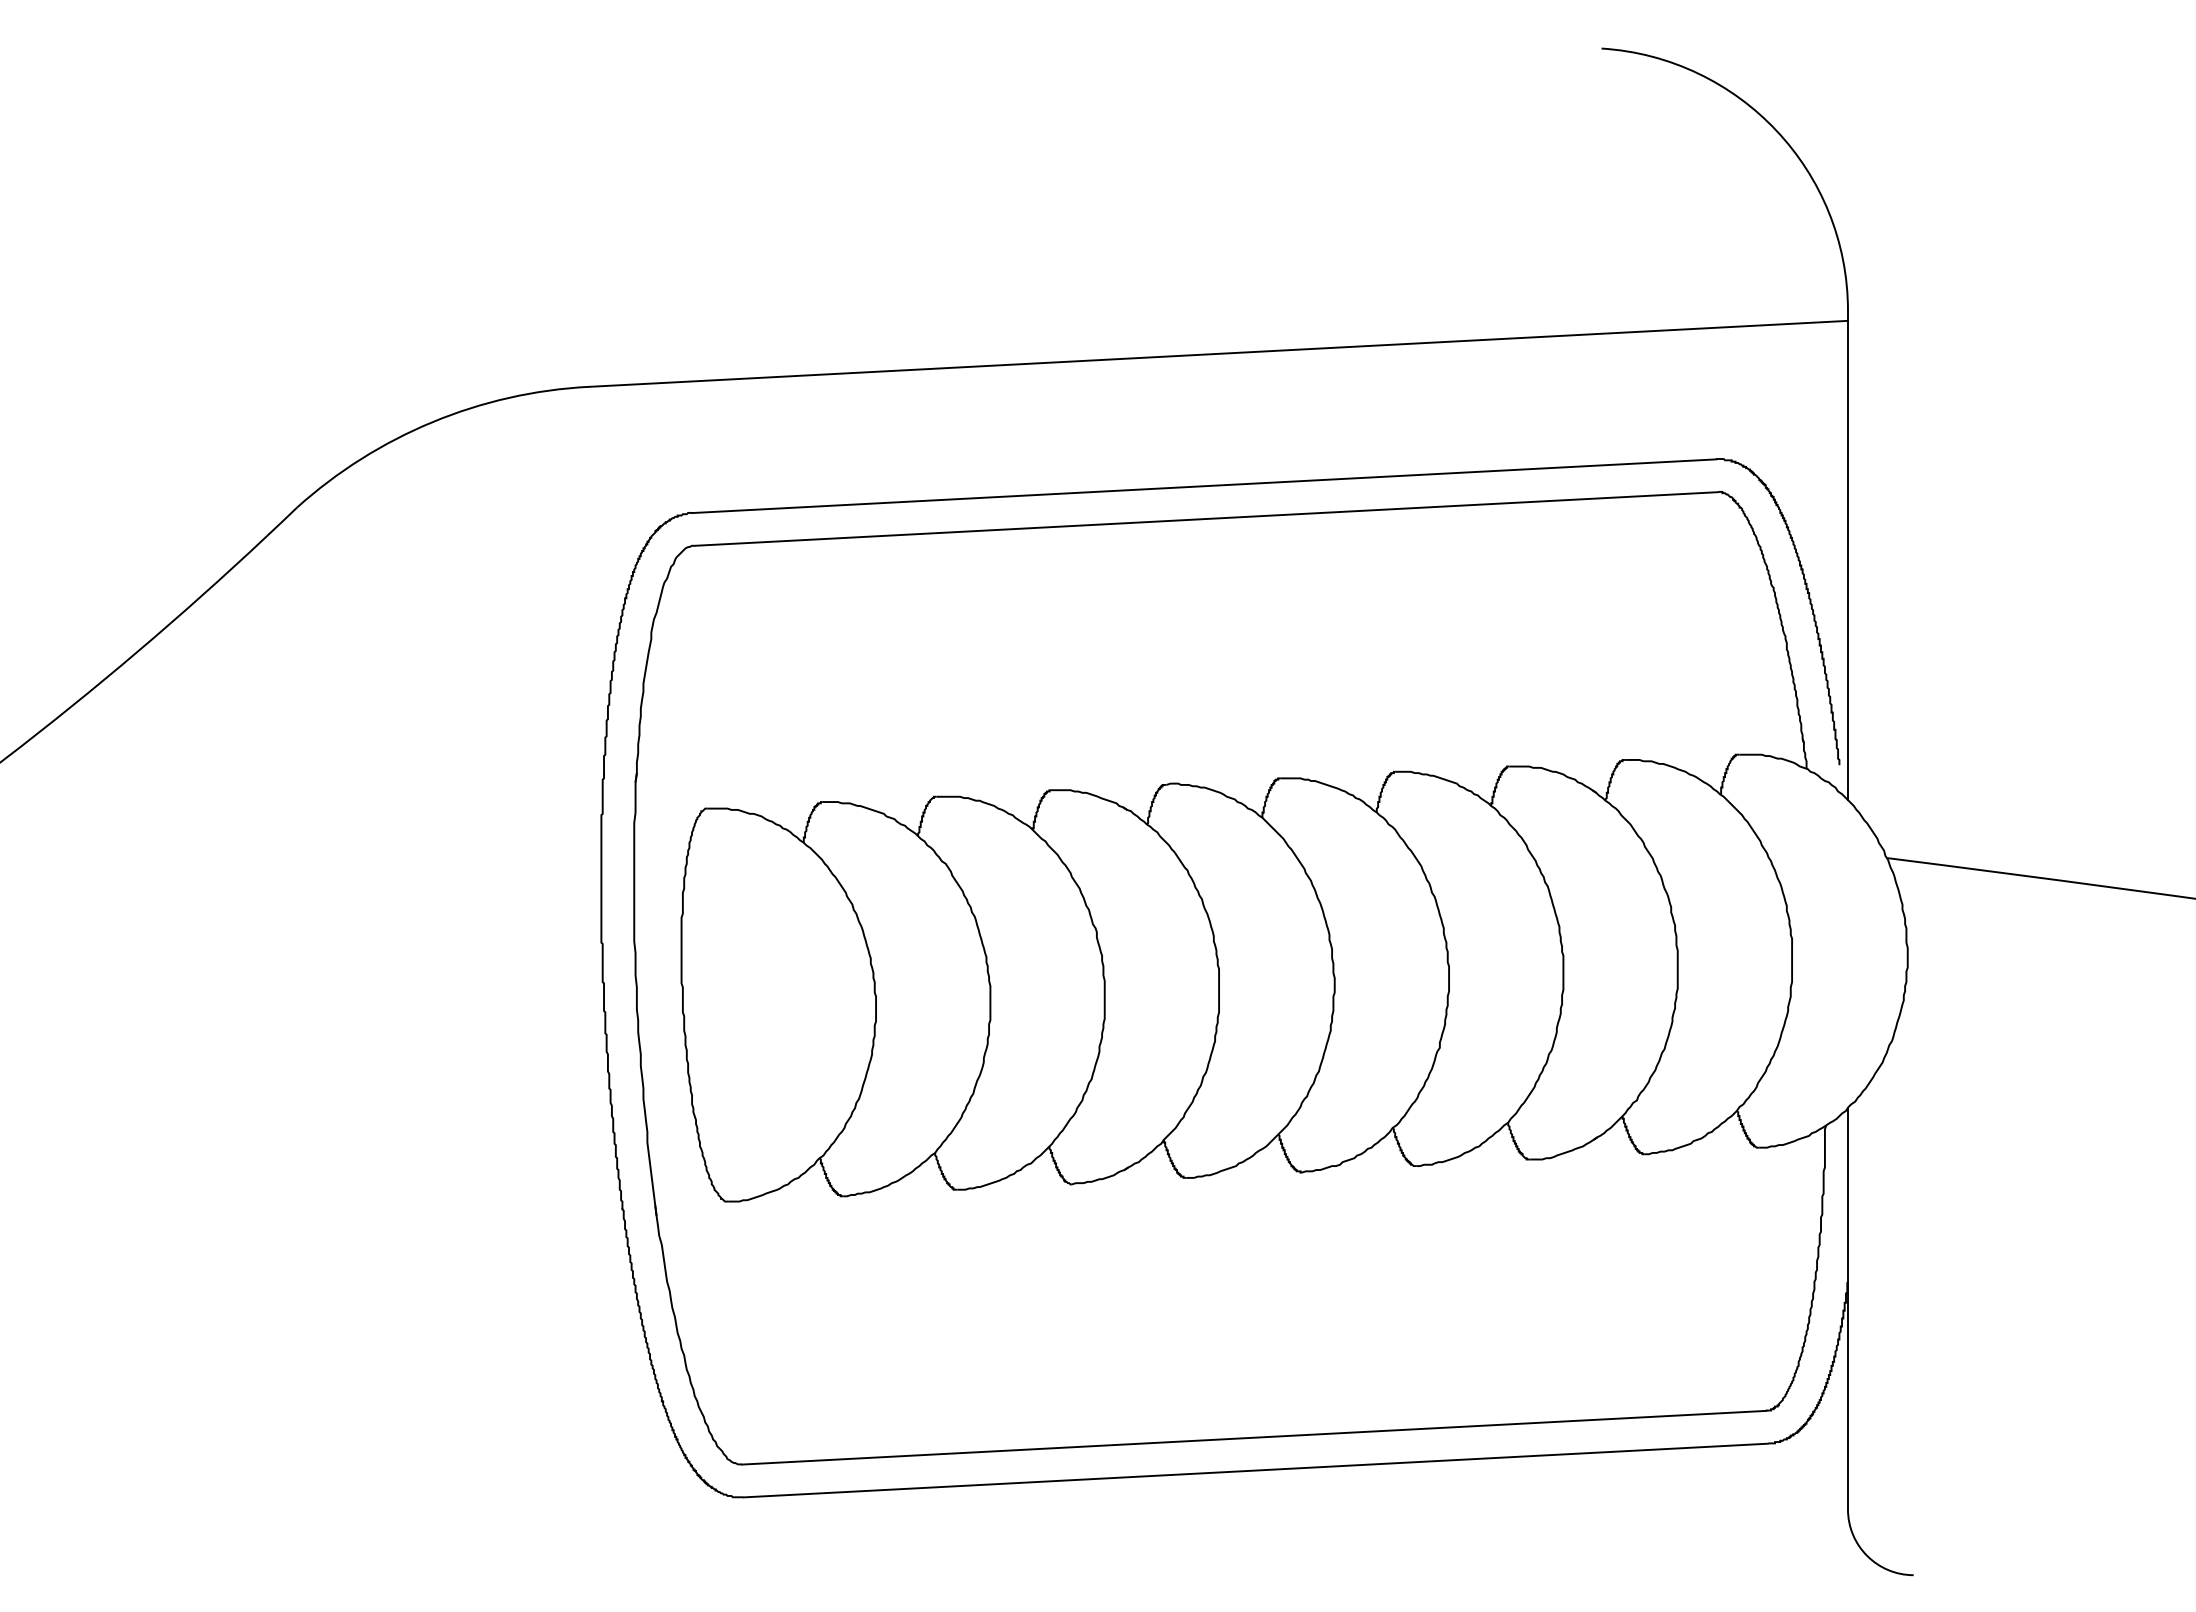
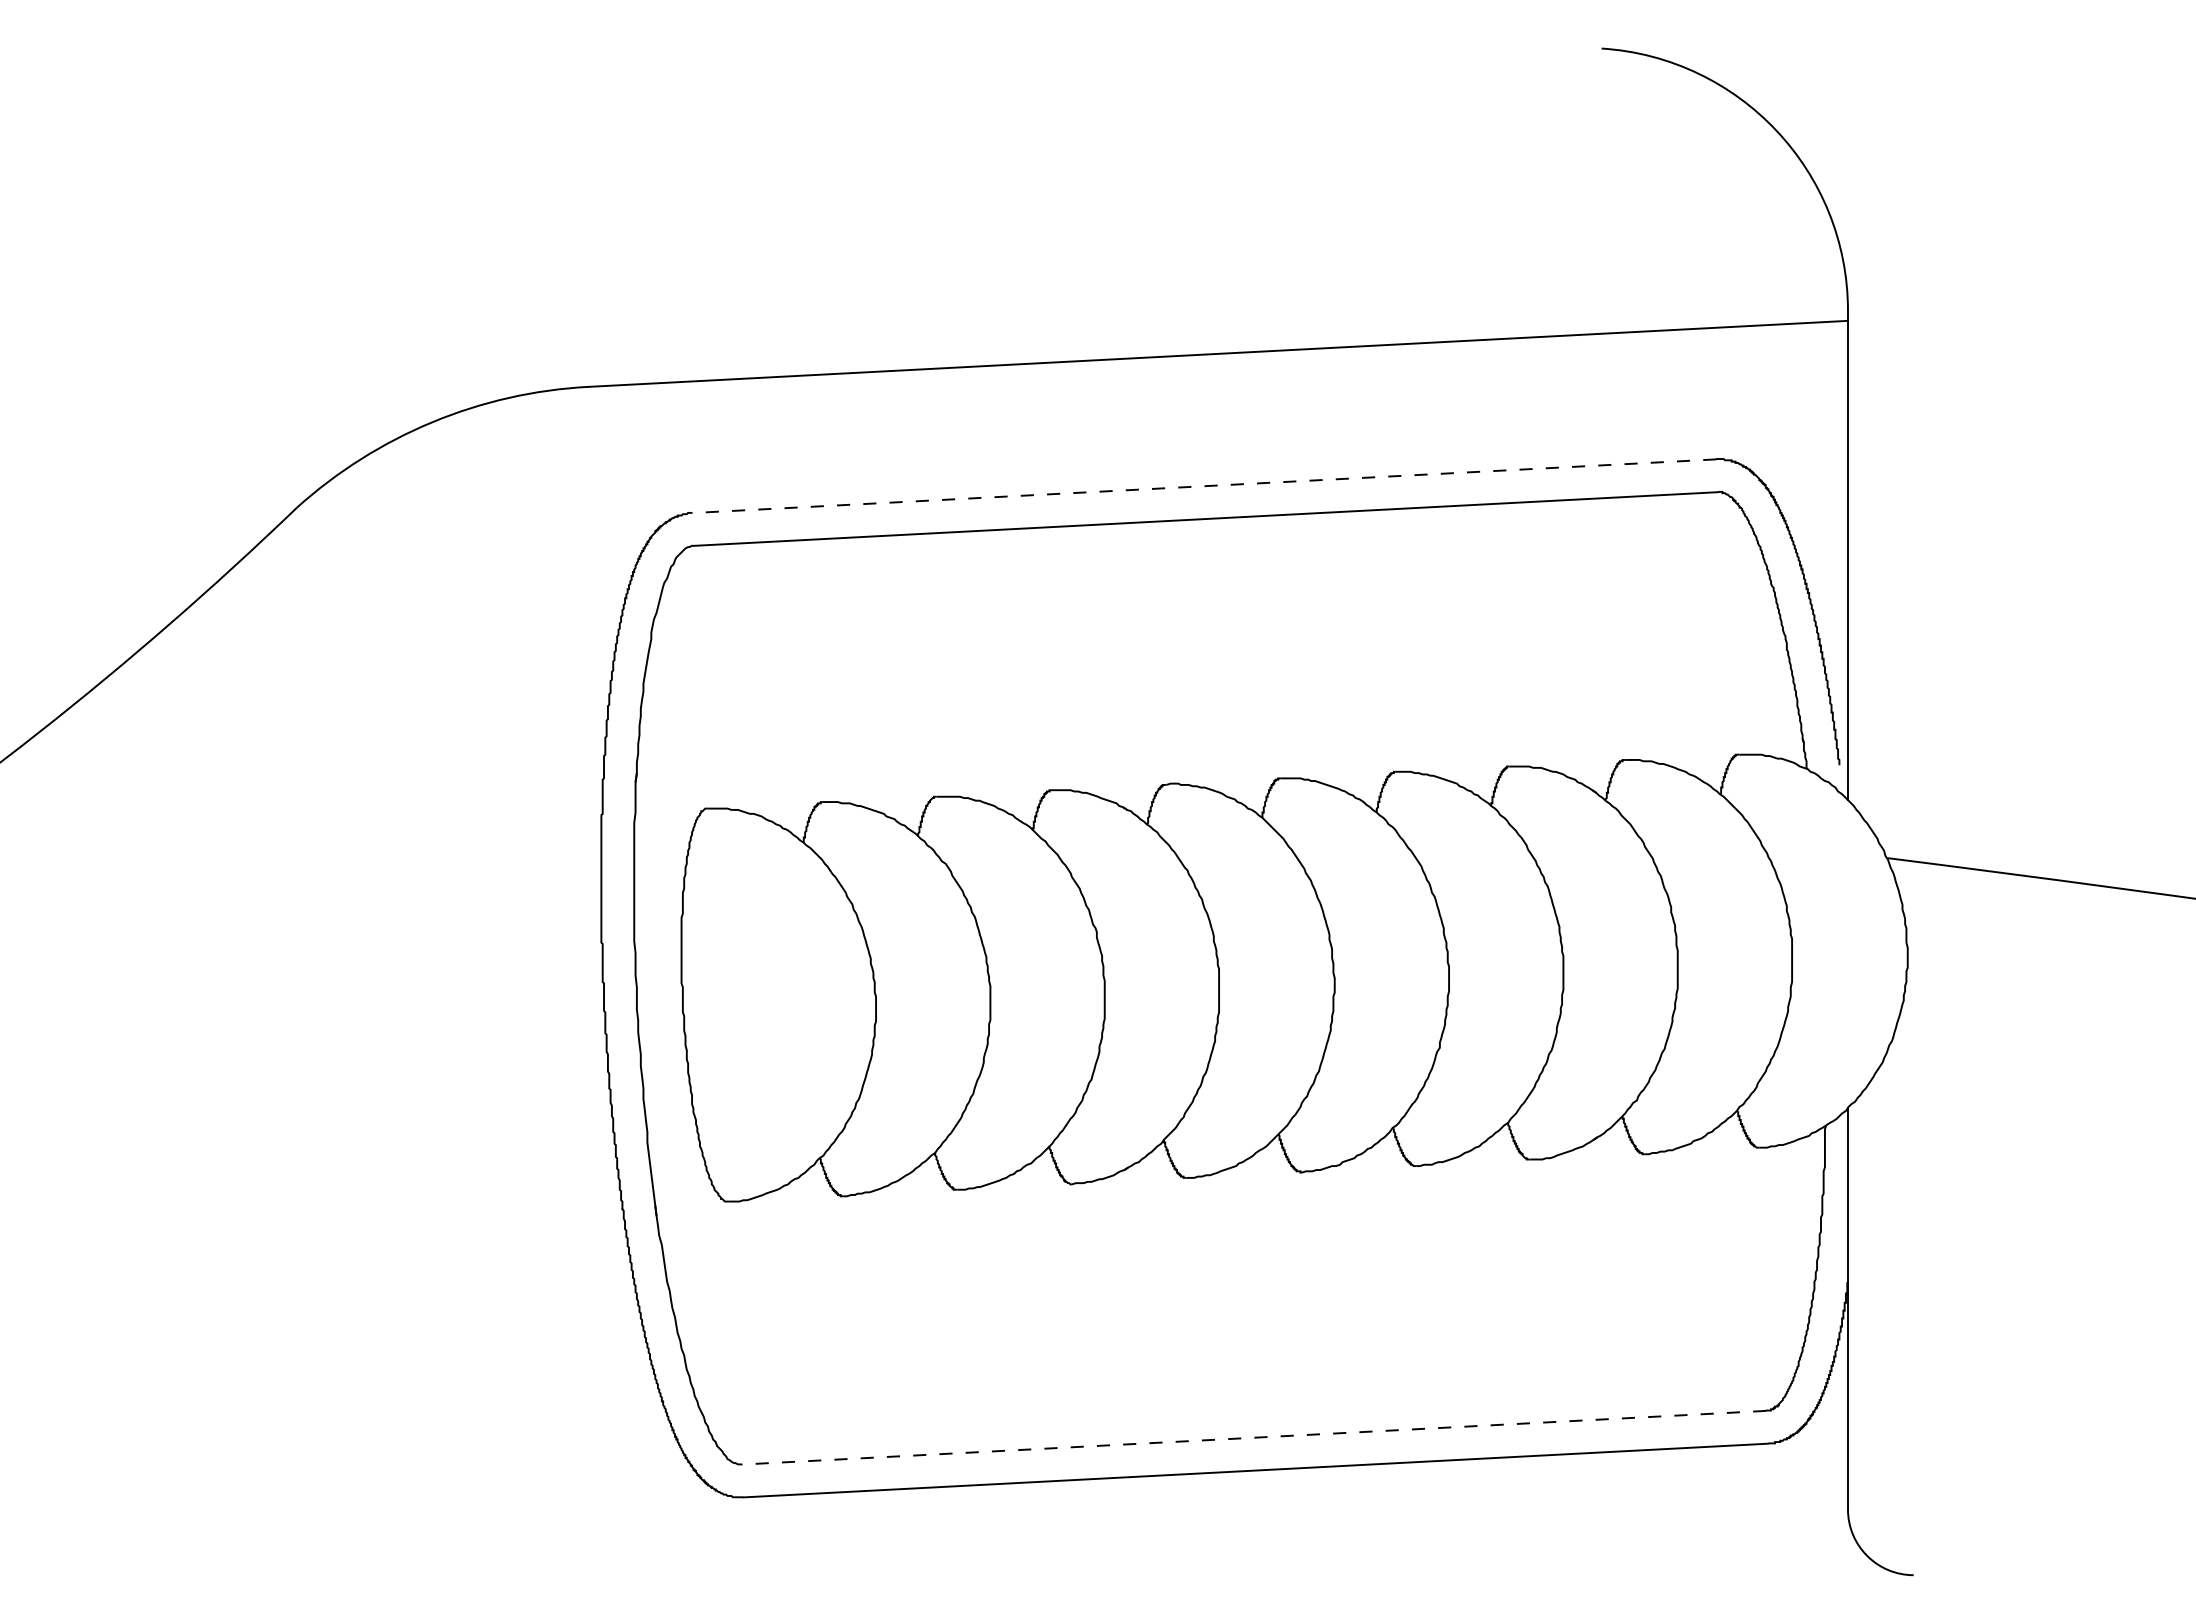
line: solid -> dashed (1204, 486)
line: solid -> dashed (1254, 1437)
